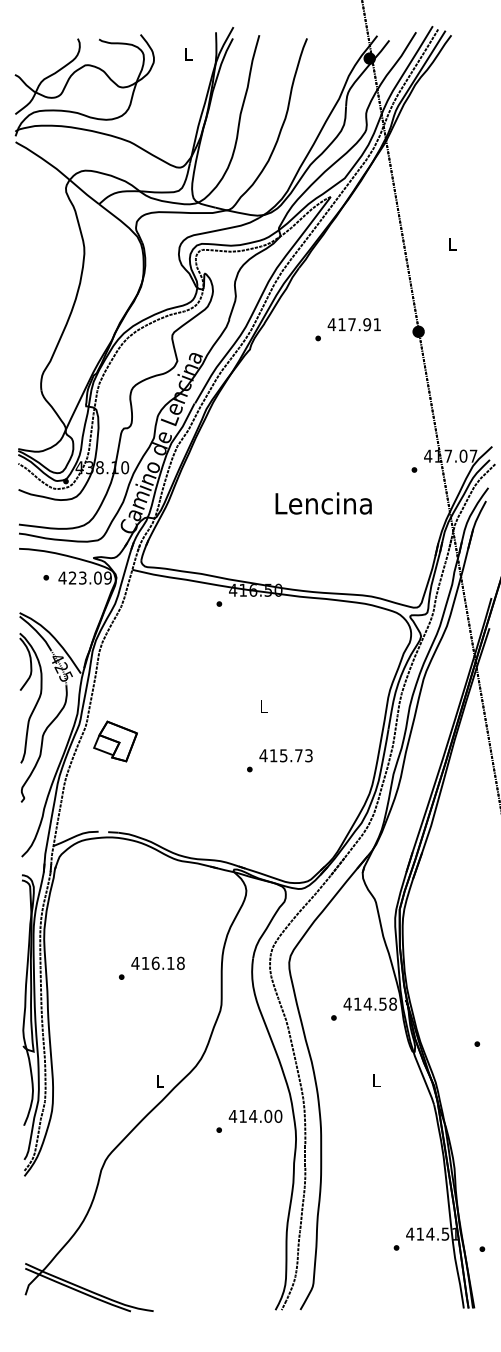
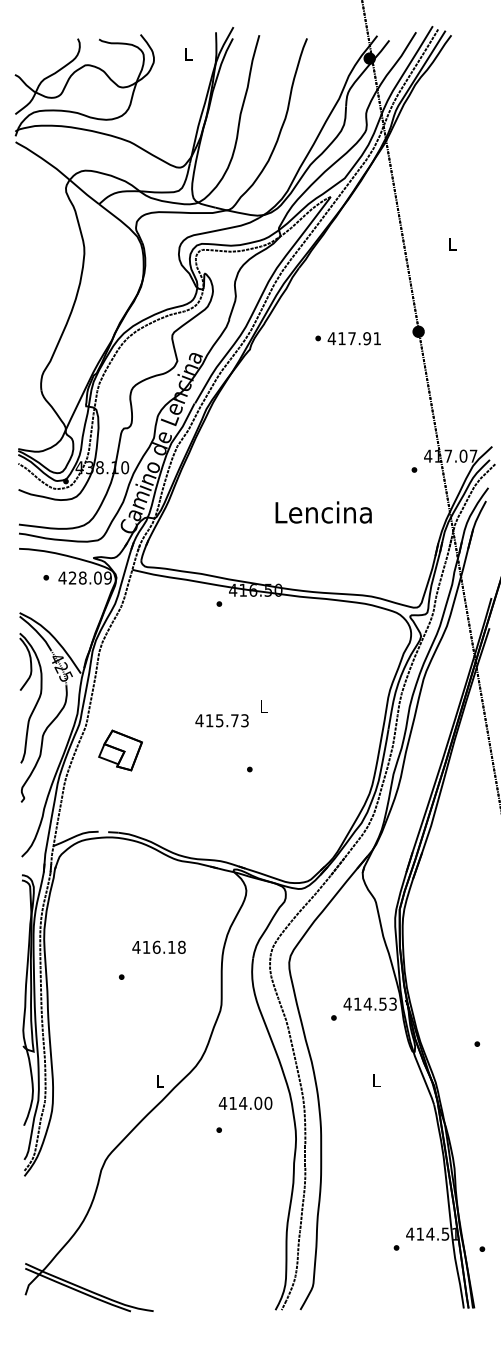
text position: (353, 324) -> (353, 338) (353, 338)
text position: (323, 503) -> (323, 512) (323, 512)
text: 423.09 -> 428.09 (82, 577)
part position: (115, 741) -> (120, 750) (120, 750)
text position: (285, 755) -> (221, 720) (221, 720)
text position: (157, 962) -> (158, 946) (158, 946)
text: 414.58 -> 414.53 (392, 1003)
text position: (255, 1115) -> (245, 1102) (245, 1102)
